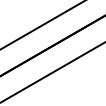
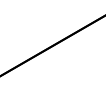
line: present -> none (42, 25)
line: present -> none (52, 72)
